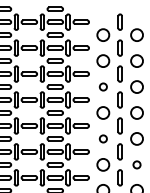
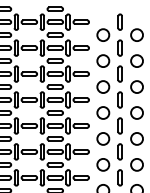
circle size: 9x10 px -> 15x14 px (103, 86)
circle size: 9x10 px -> 15x14 px (103, 138)
circle size: 10x10 px -> 14x14 px (136, 164)
